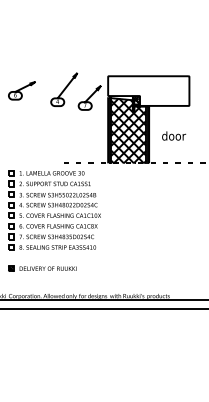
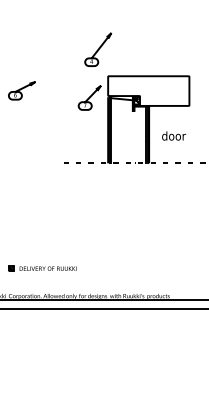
part position: (64, 89) -> (98, 49) (98, 49)
hatch: present -> none (128, 130)
part: present -> none (54, 210)
